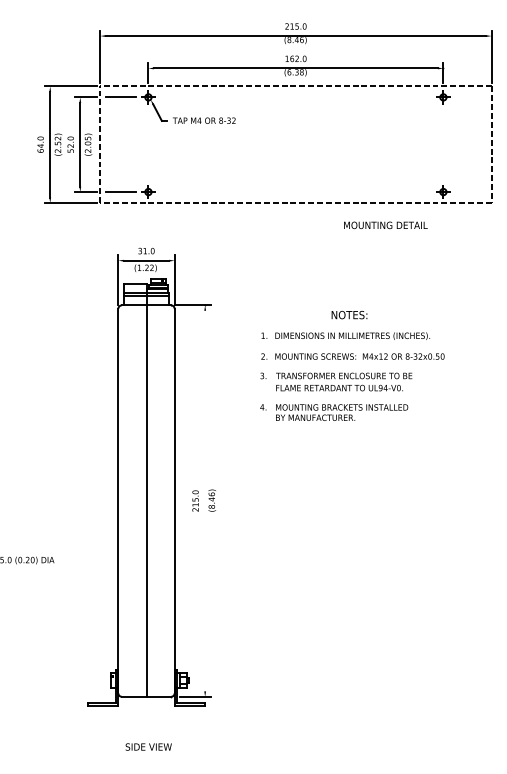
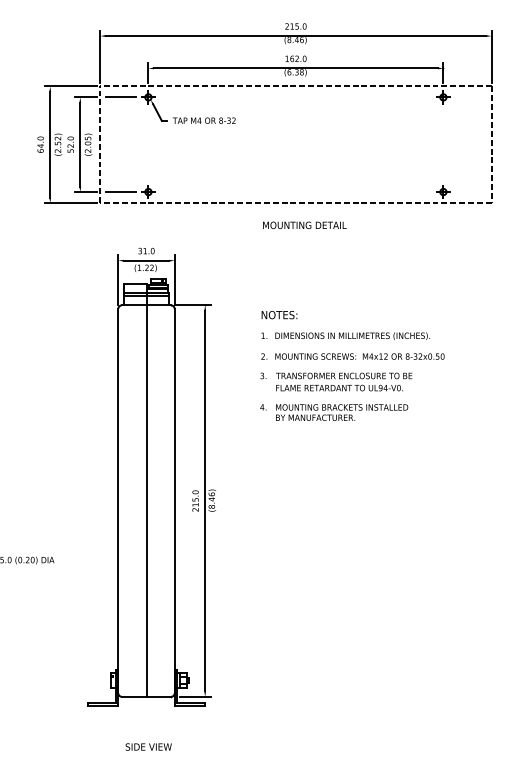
text position: (385, 225) -> (304, 225) (304, 225)
text position: (349, 315) -> (279, 315) (279, 315)
line: none -> present (205, 500)
